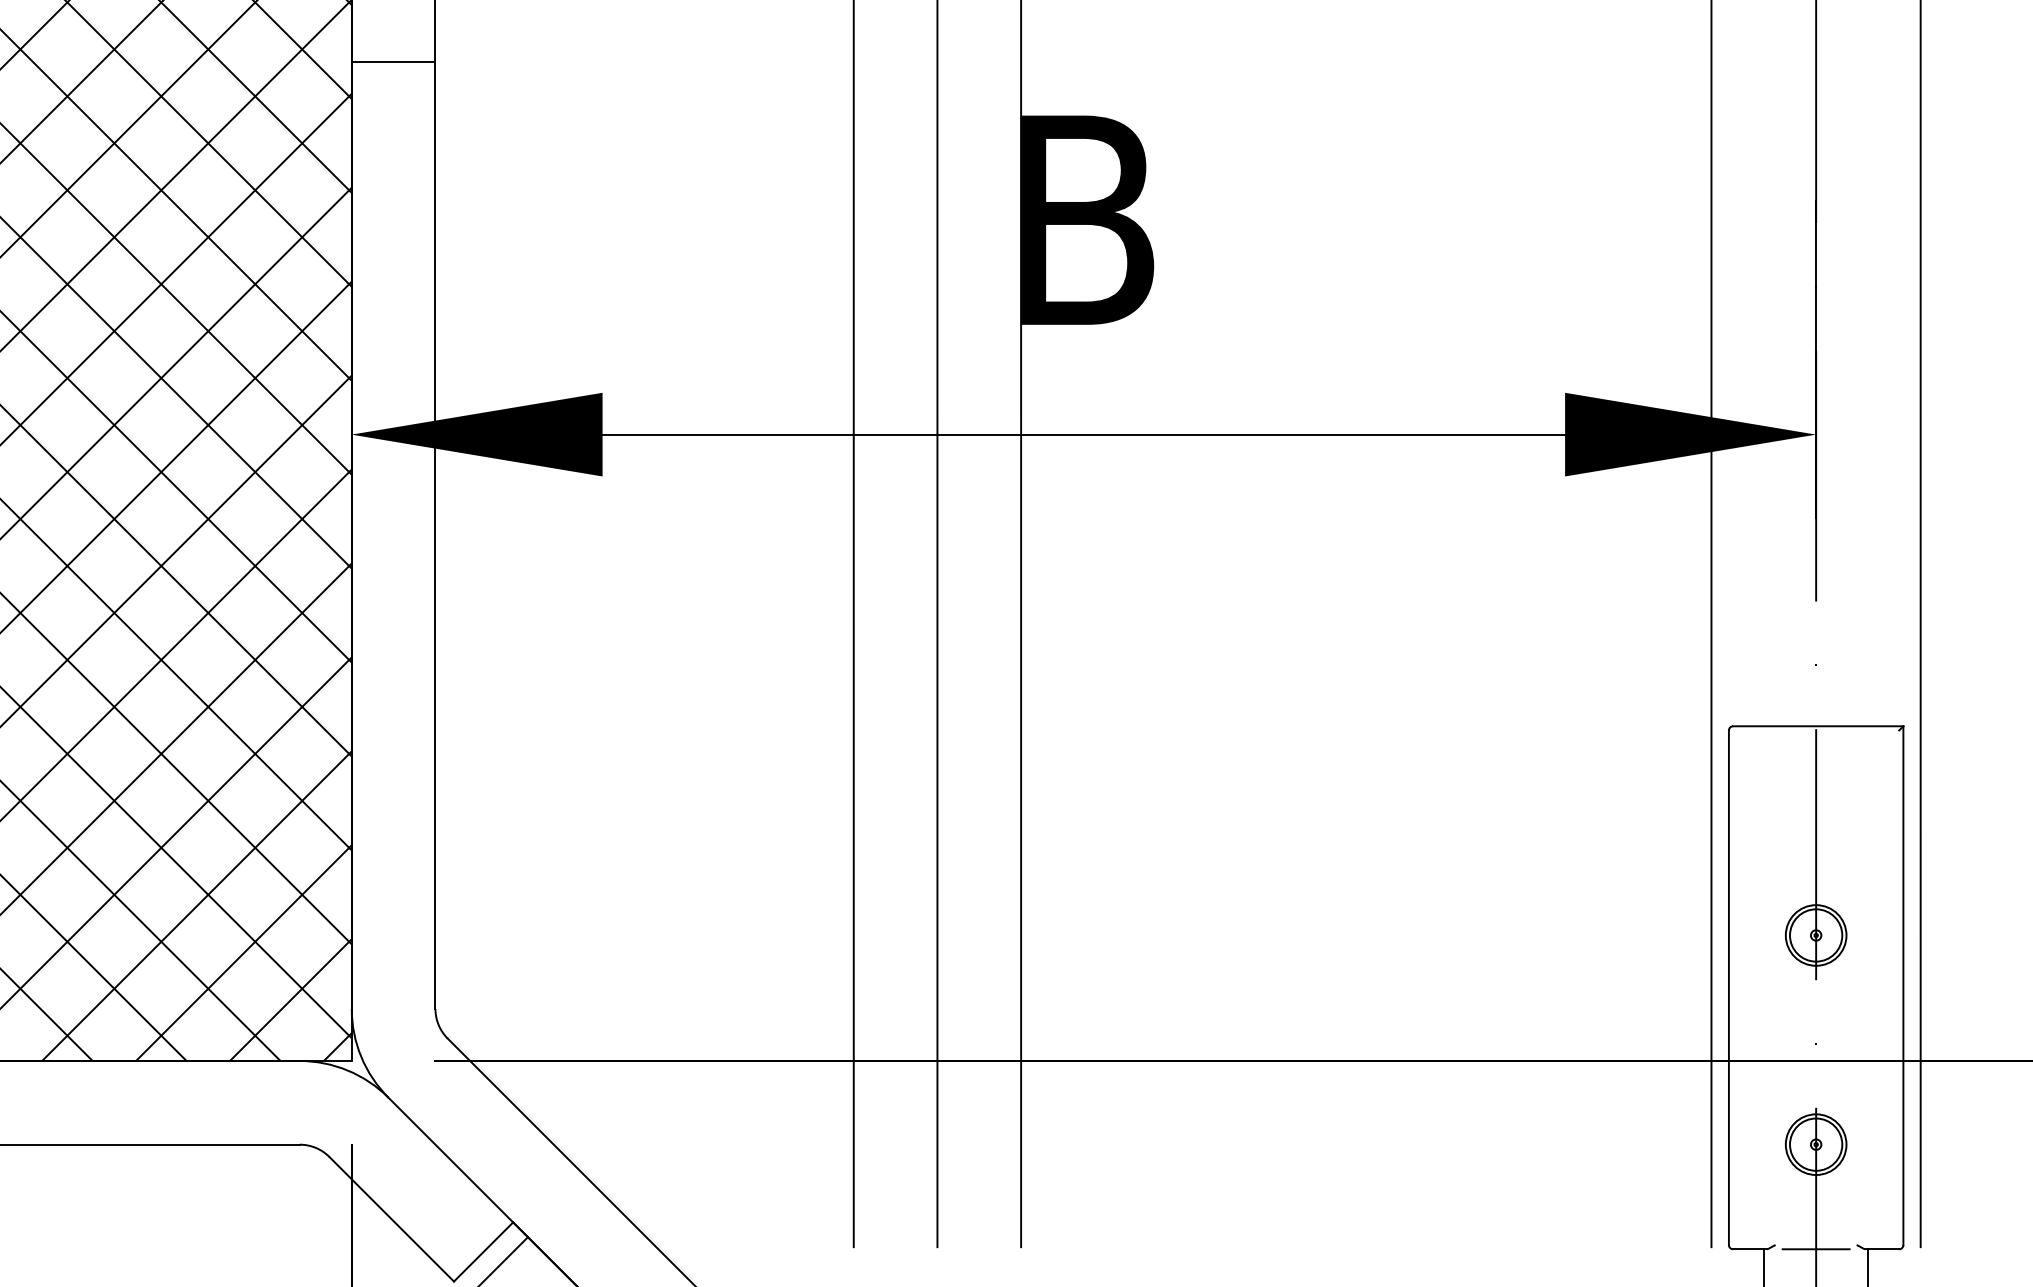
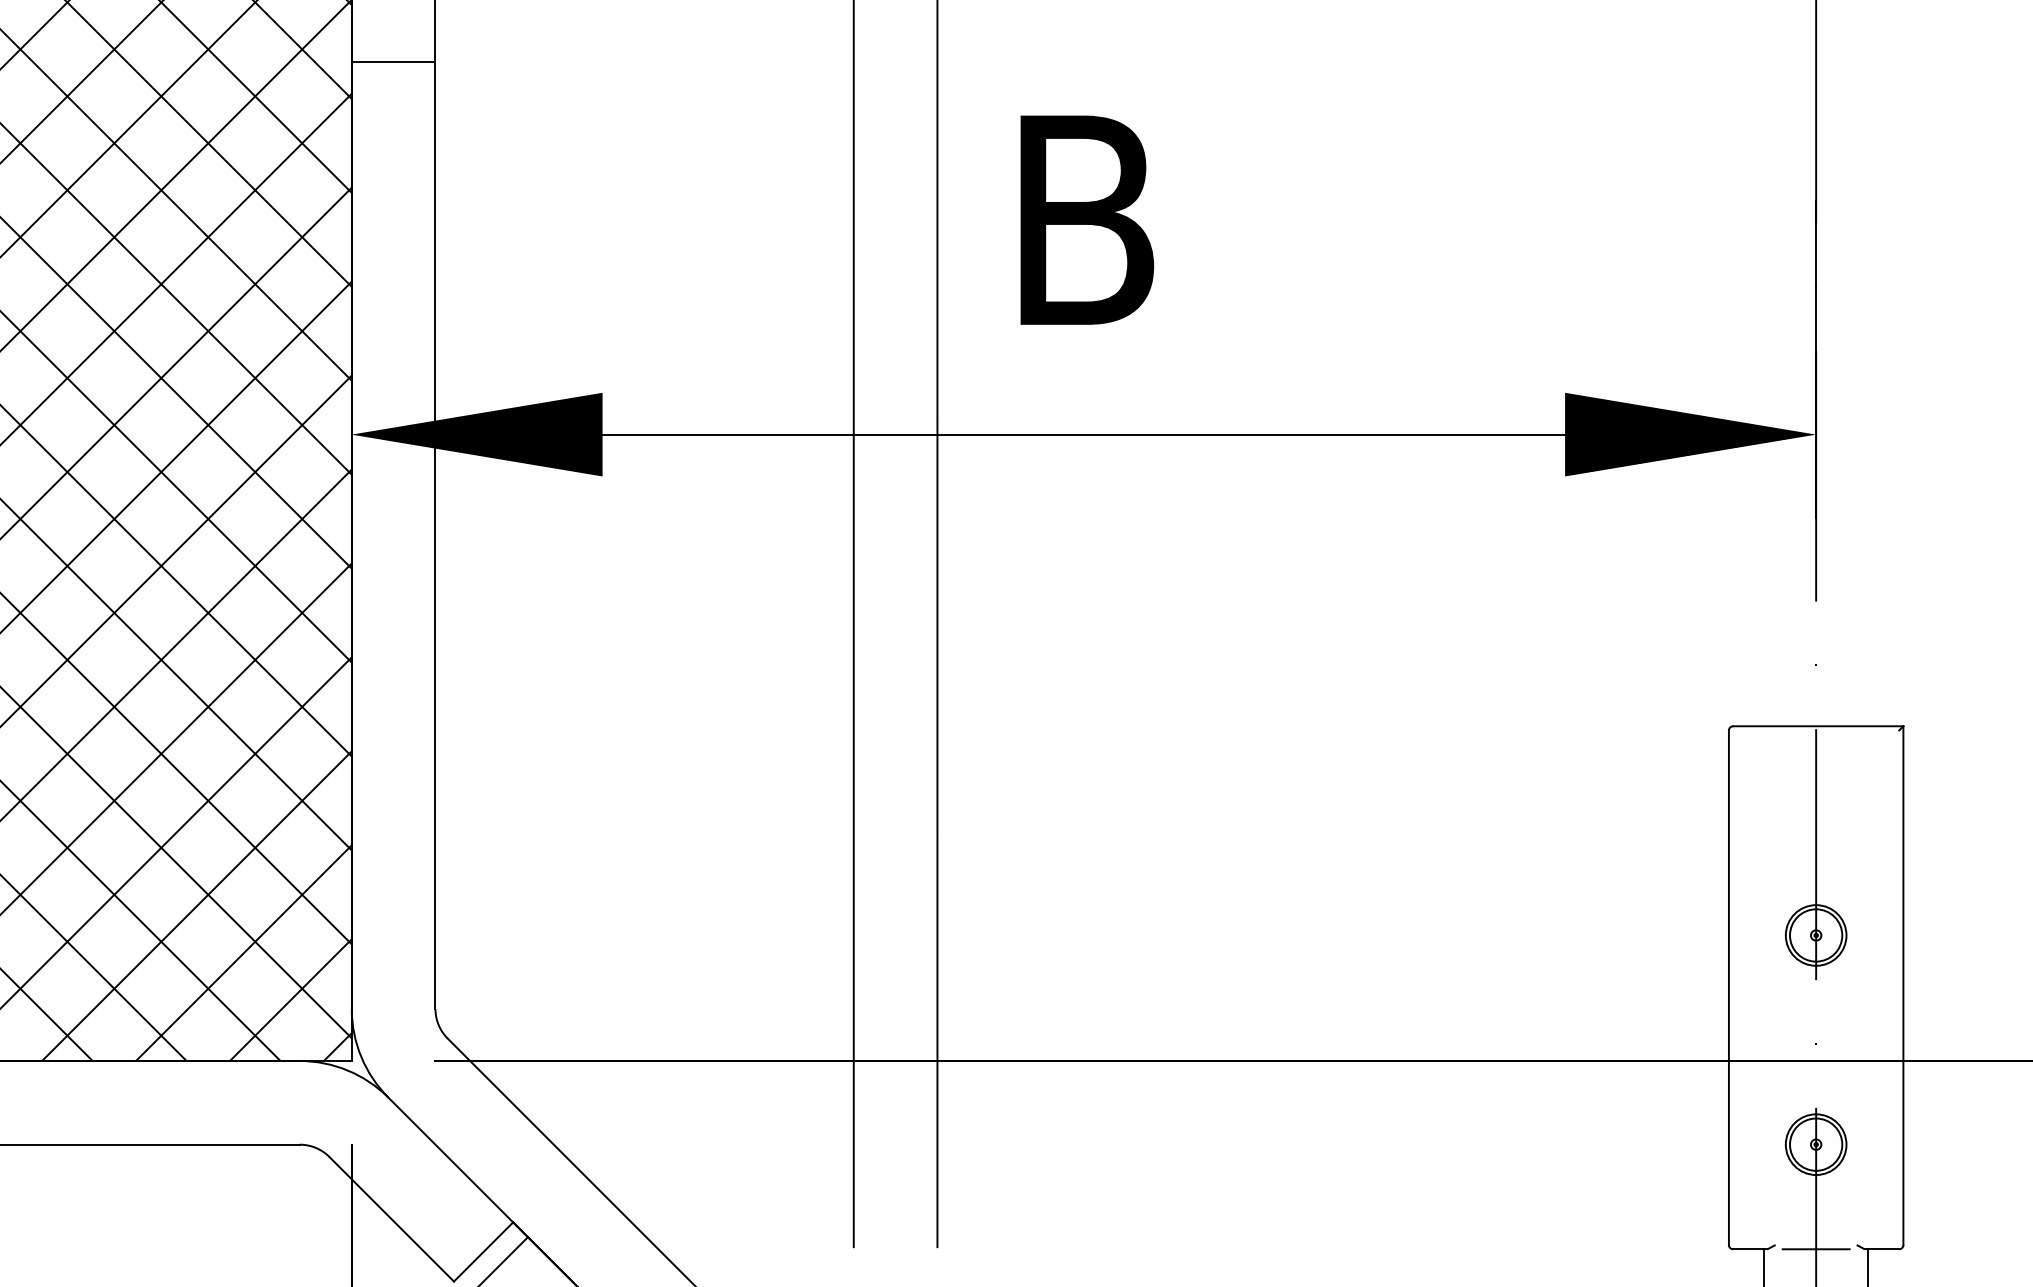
line: present -> none (1021, 624)
line: present -> none (1711, 624)
line: present -> none (1920, 624)
